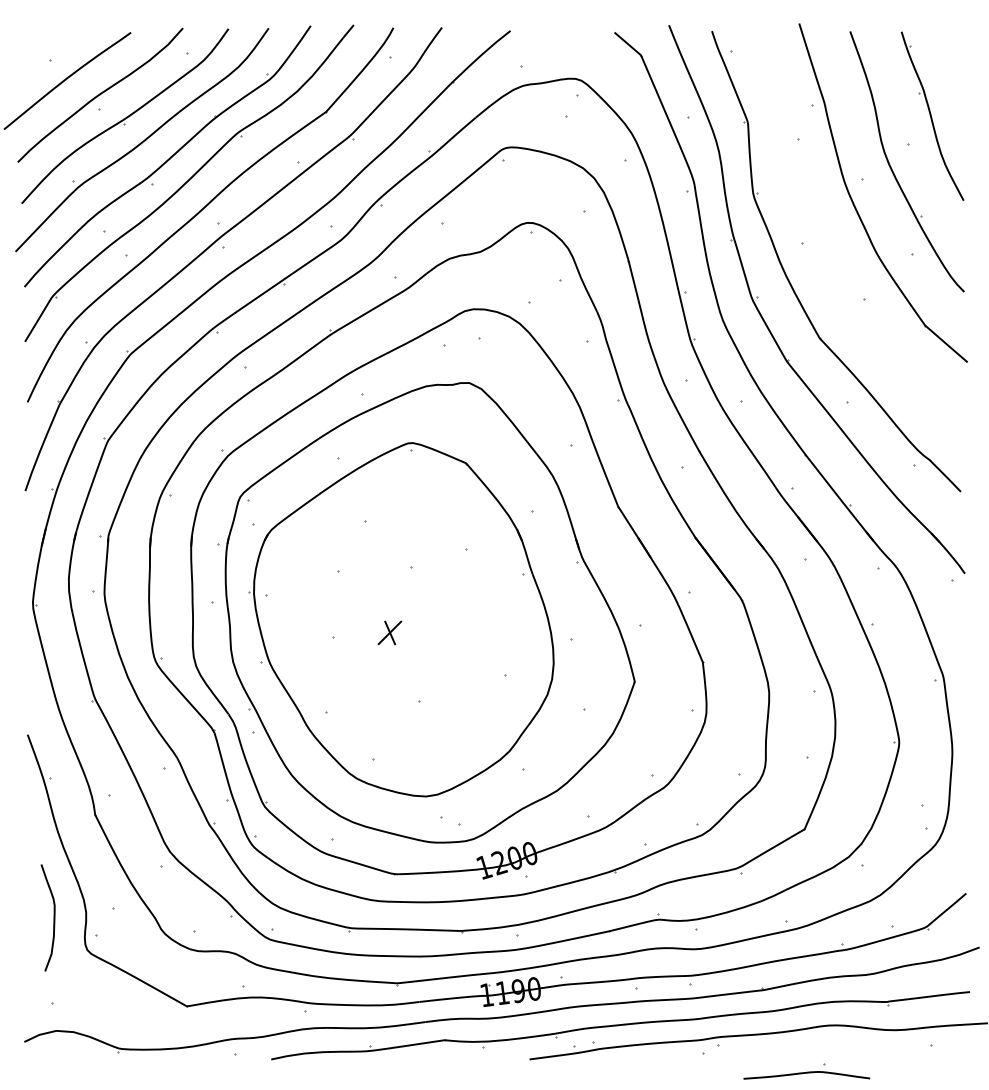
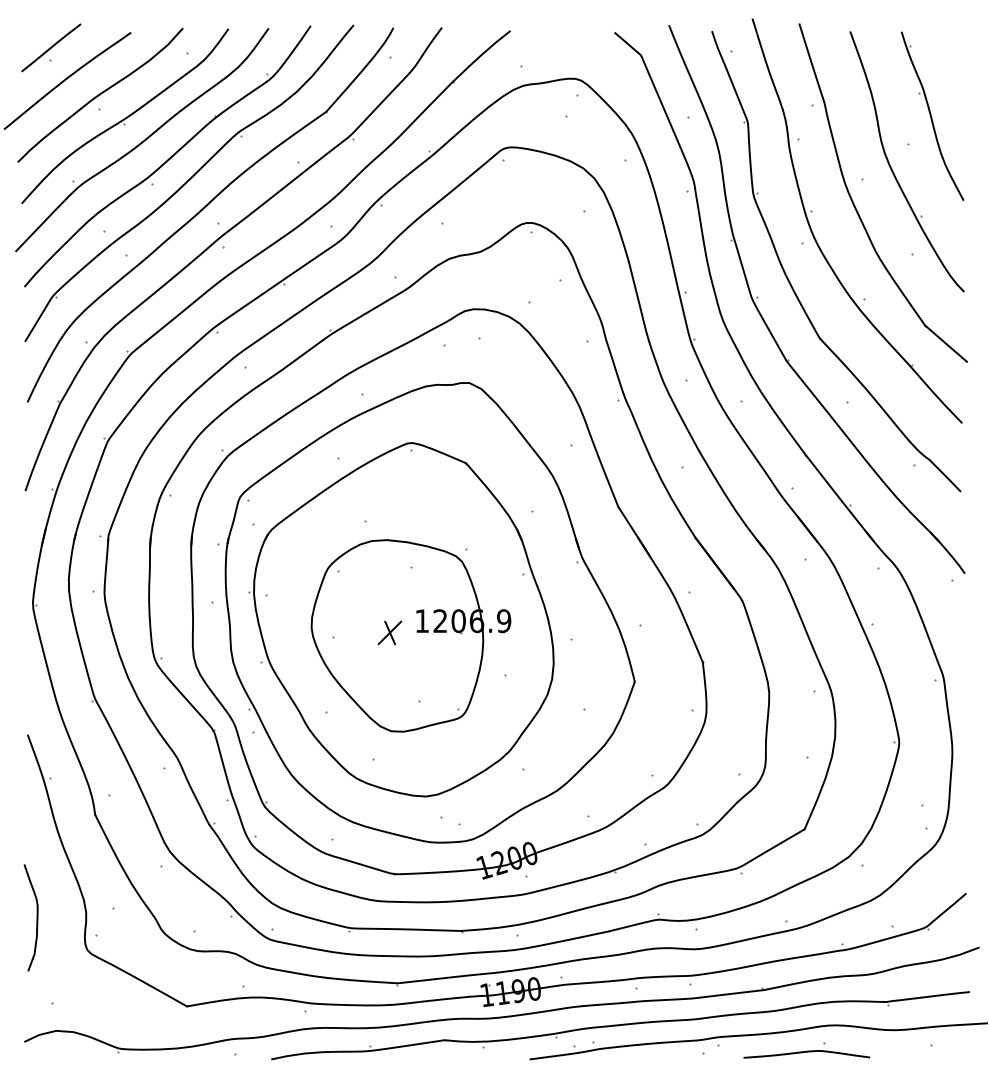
line: none -> present (51, 47)
part: none -> present (816, 239)
part: none -> present (410, 635)
curve position: (53, 917) -> (36, 917) (36, 917)
part position: (806, 1071) -> (806, 1050) (806, 1050)
